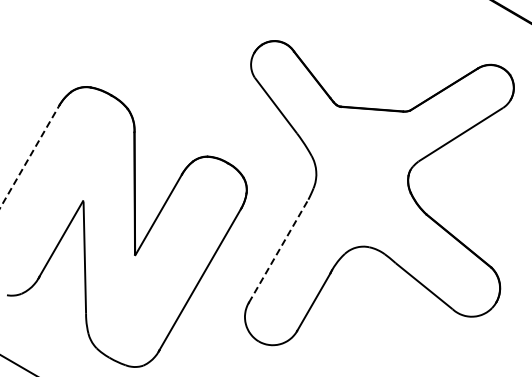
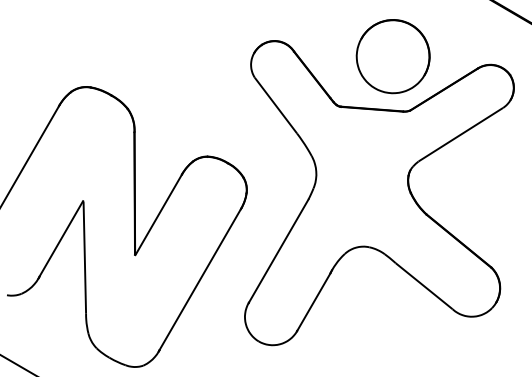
part: none -> present (392, 56)
line: dashed -> solid (29, 157)
line: dashed -> solid (278, 251)
